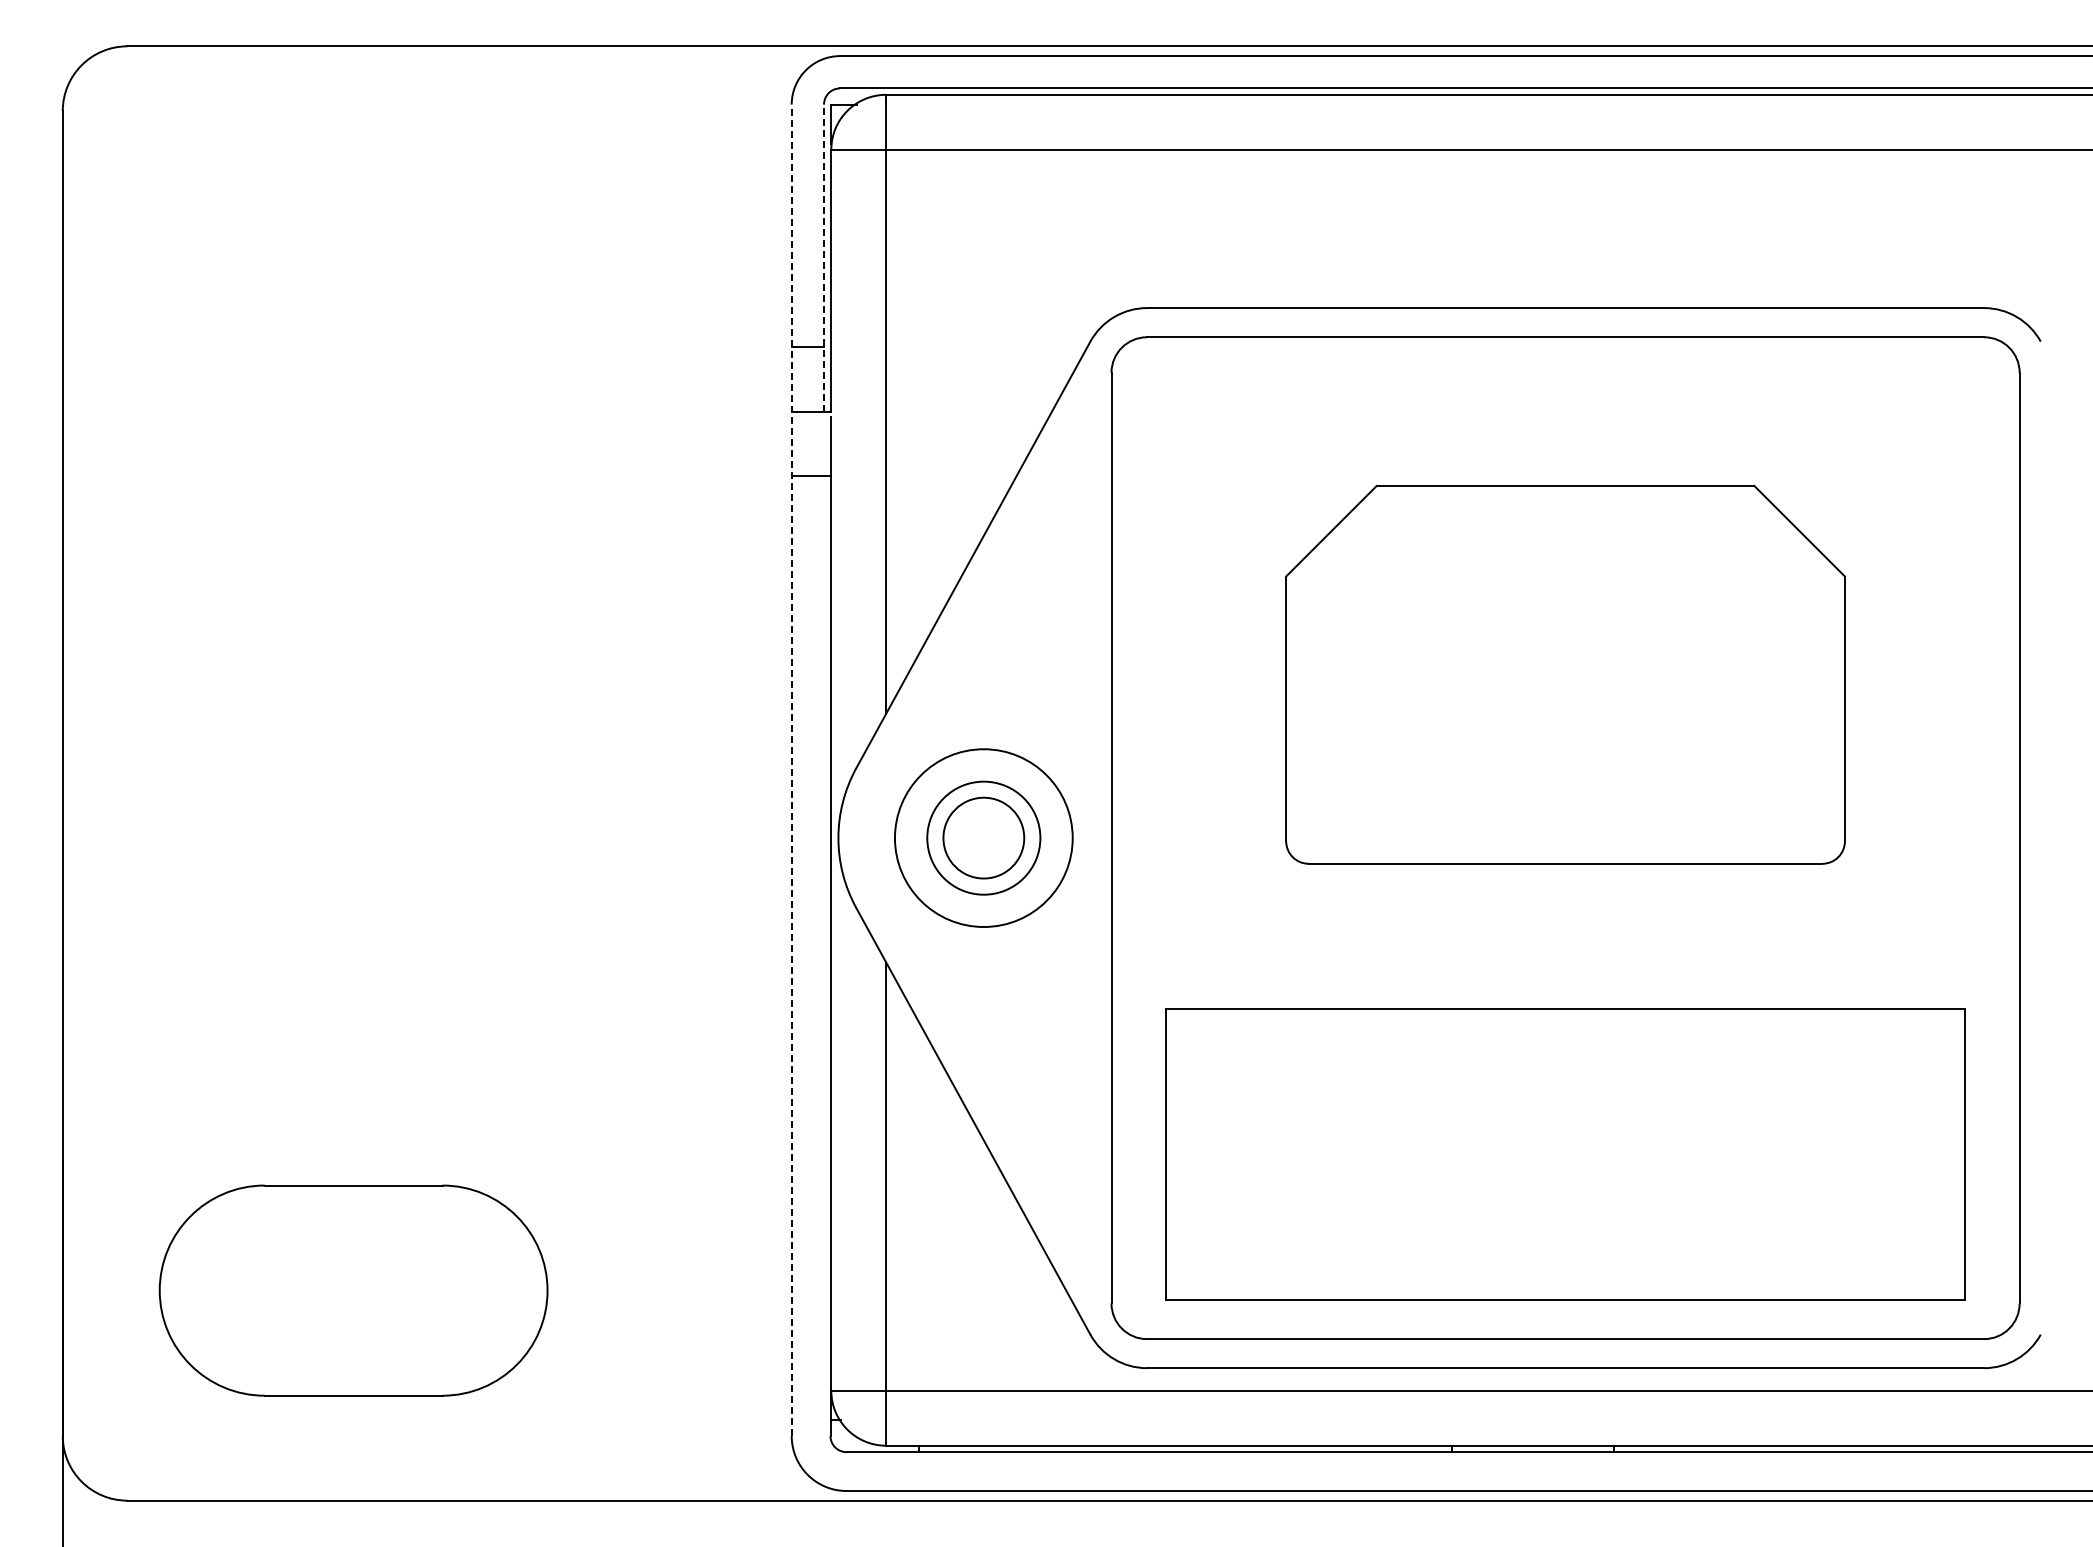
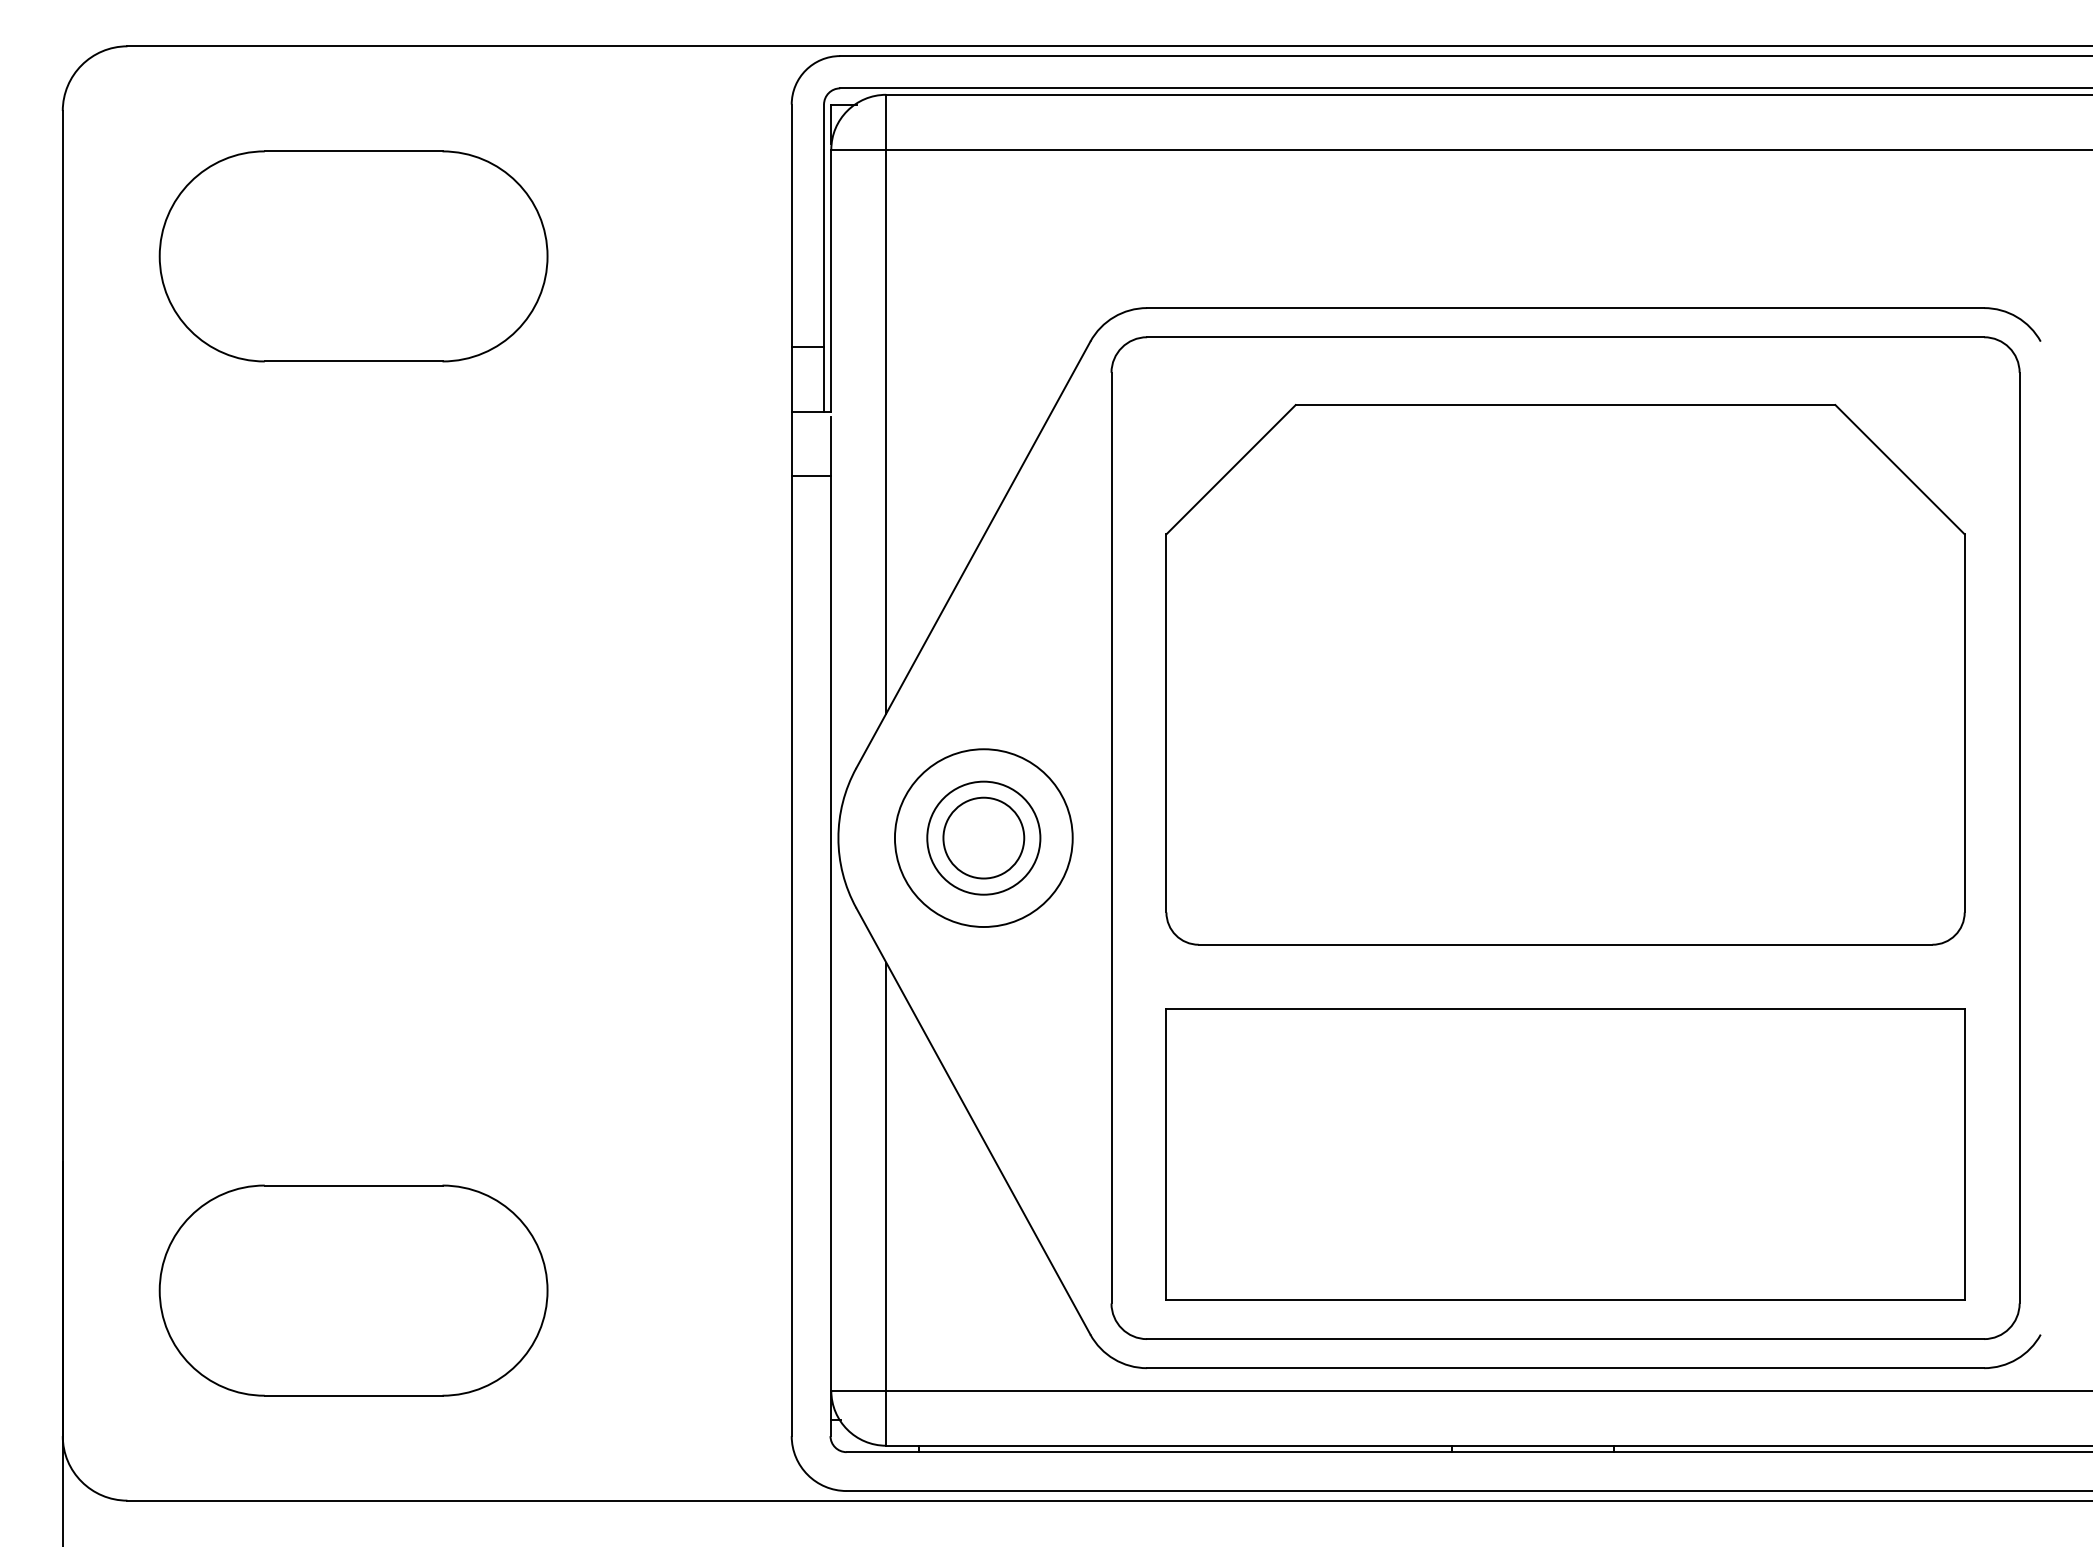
part: none -> present (353, 256)
line: dashed -> solid (824, 258)
part size: 561x380 px -> 801x542 px (1565, 674)
line: dashed -> solid (791, 770)
